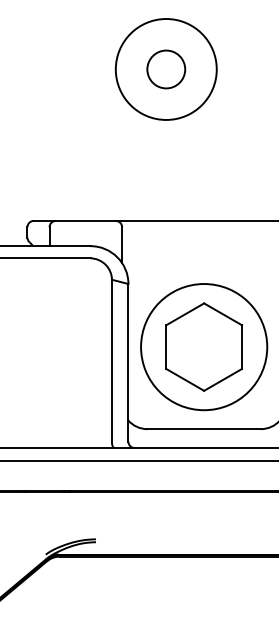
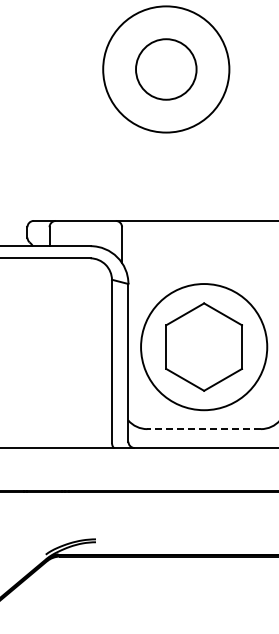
circle diameter: 101 px -> 126 px (166, 69)
circle diameter: 38 px -> 61 px (166, 69)
line: solid -> dashed (204, 429)
line: present -> none (138, 460)
